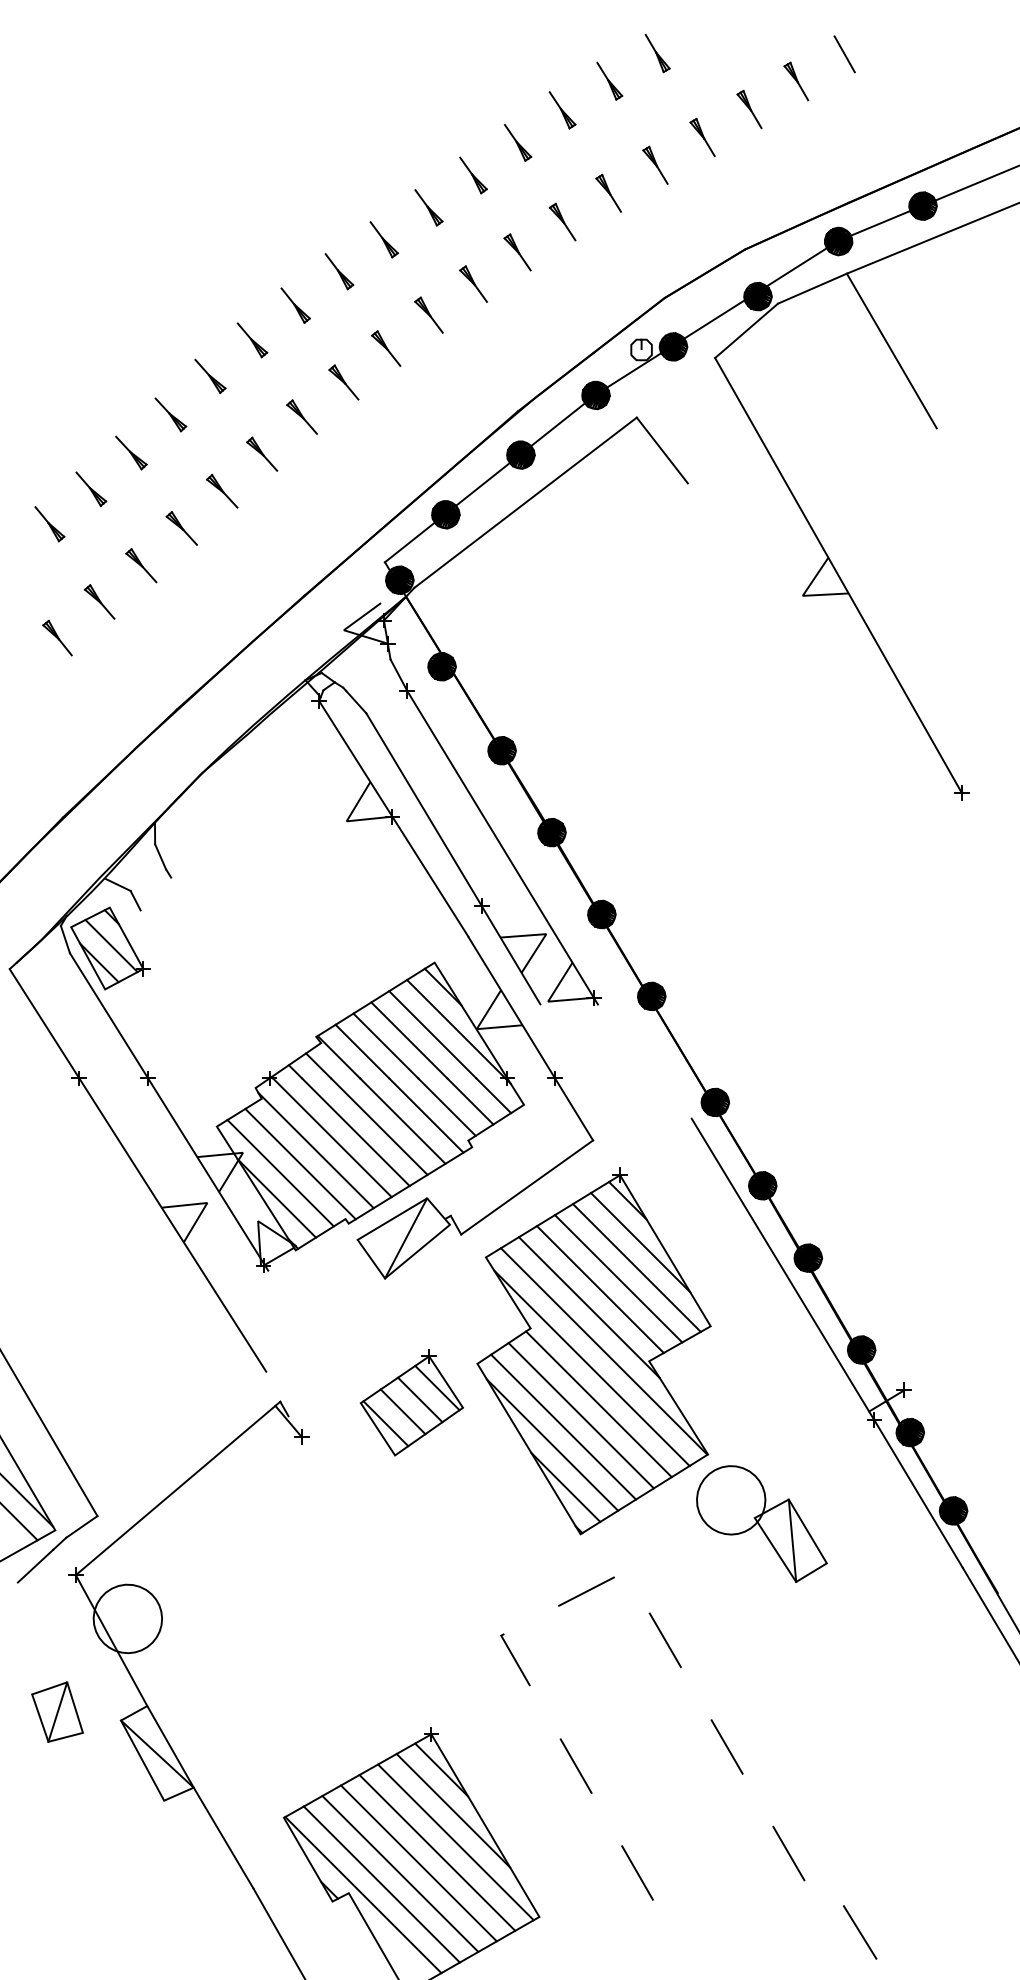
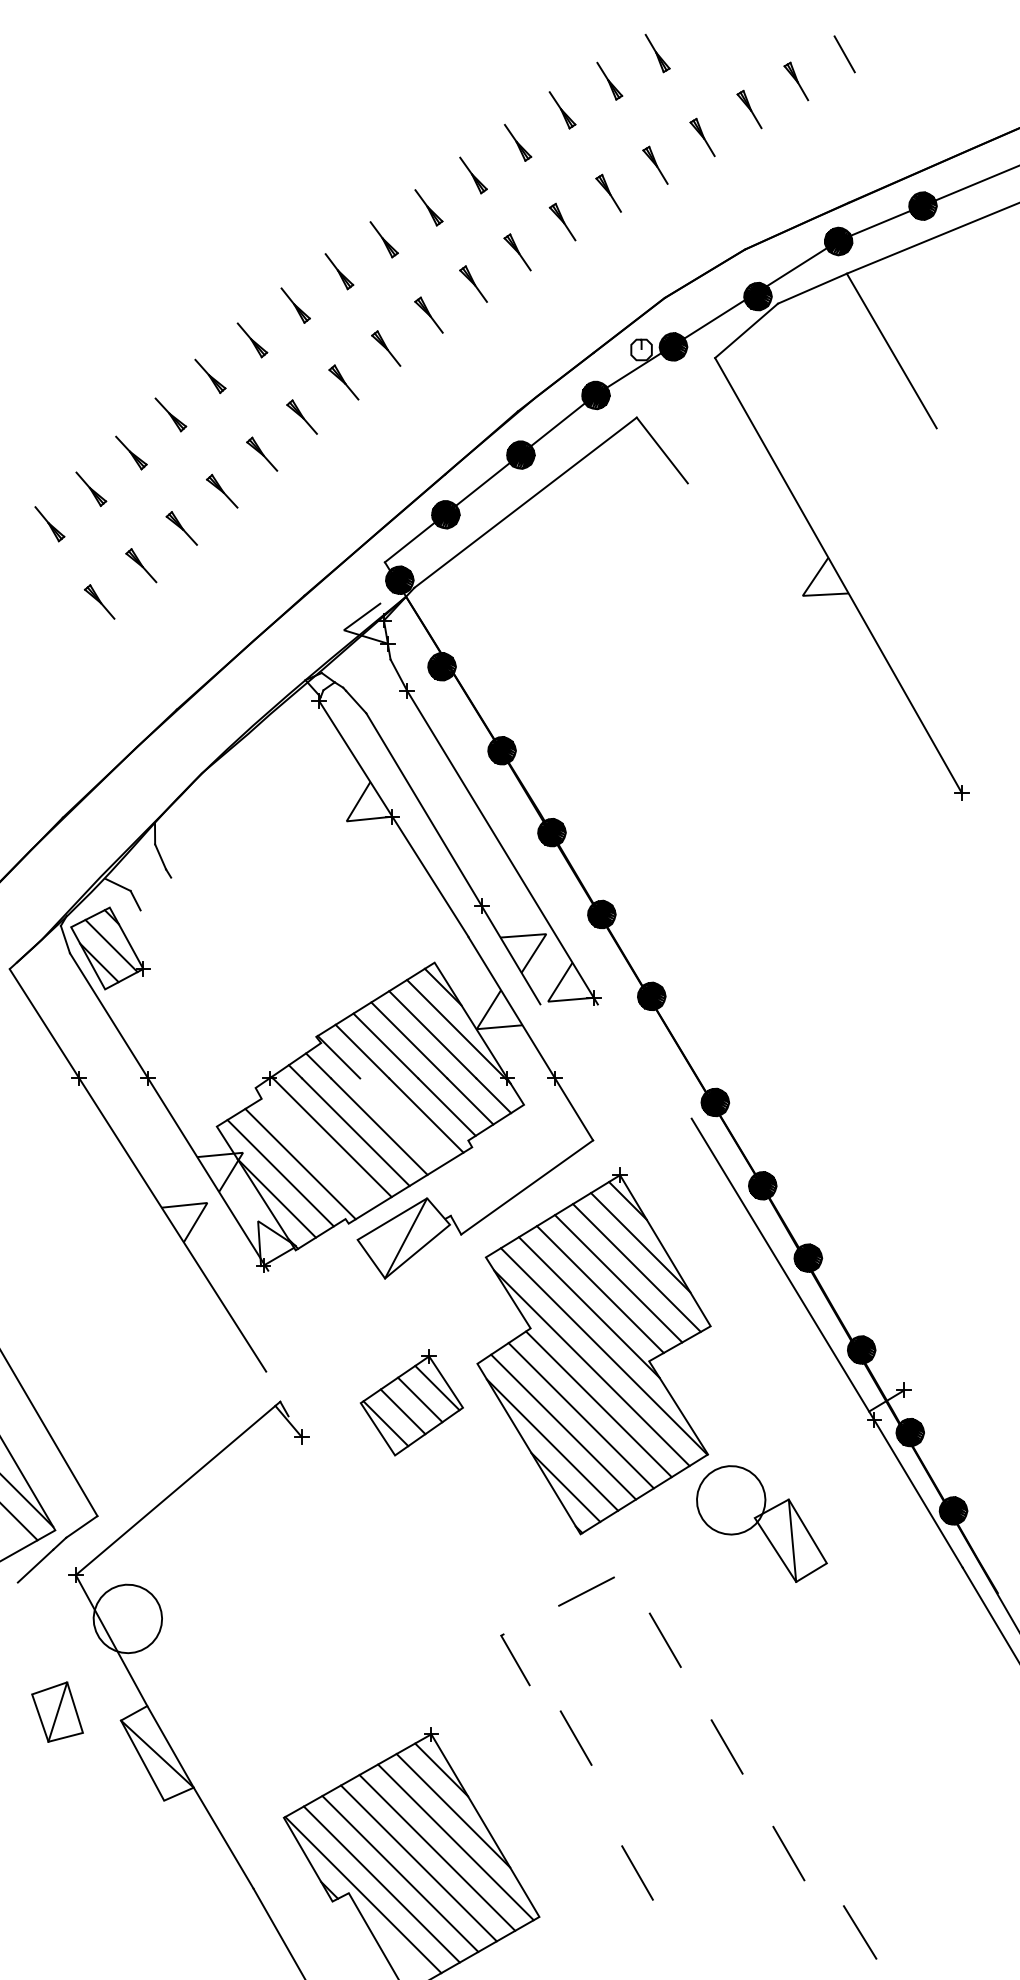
part: present -> none (57, 637)
line: present -> none (402, 1120)
line: present -> none (315, 1150)
line position: (575, 1765) -> (575, 1737) (575, 1737)
